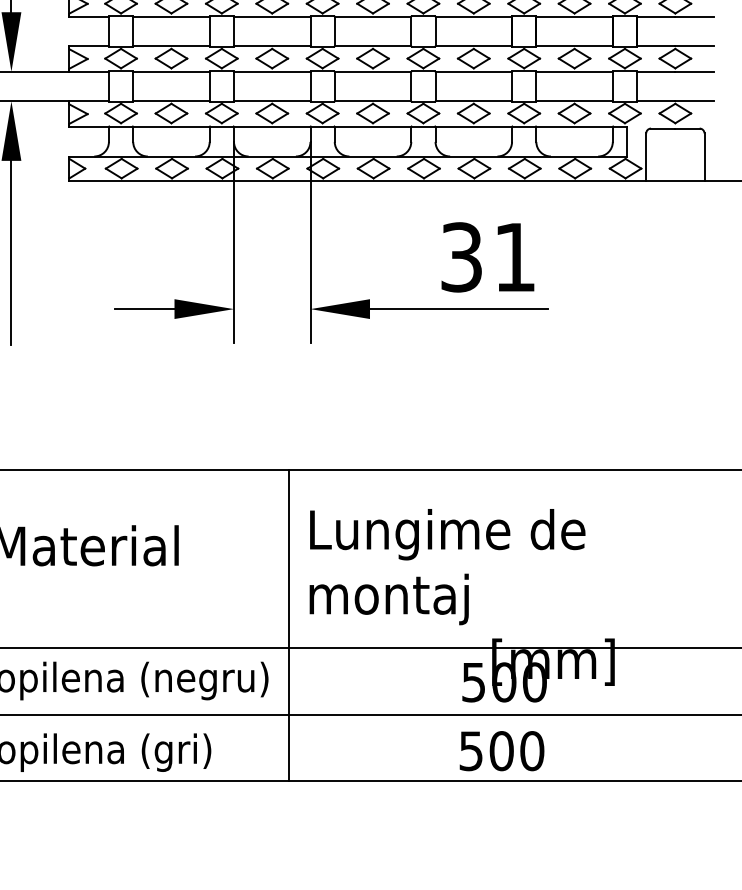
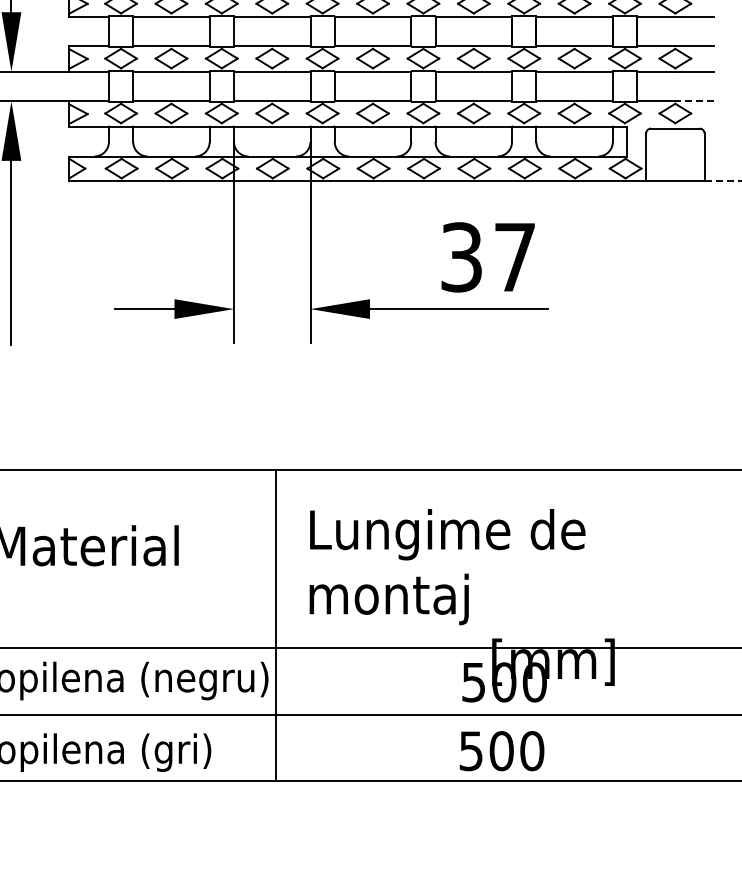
line: solid -> dashed (694, 101)
line: solid -> dashed (723, 180)
text: 31 -> 37 (514, 257)
line position: (288, 625) -> (275, 625) (275, 625)
